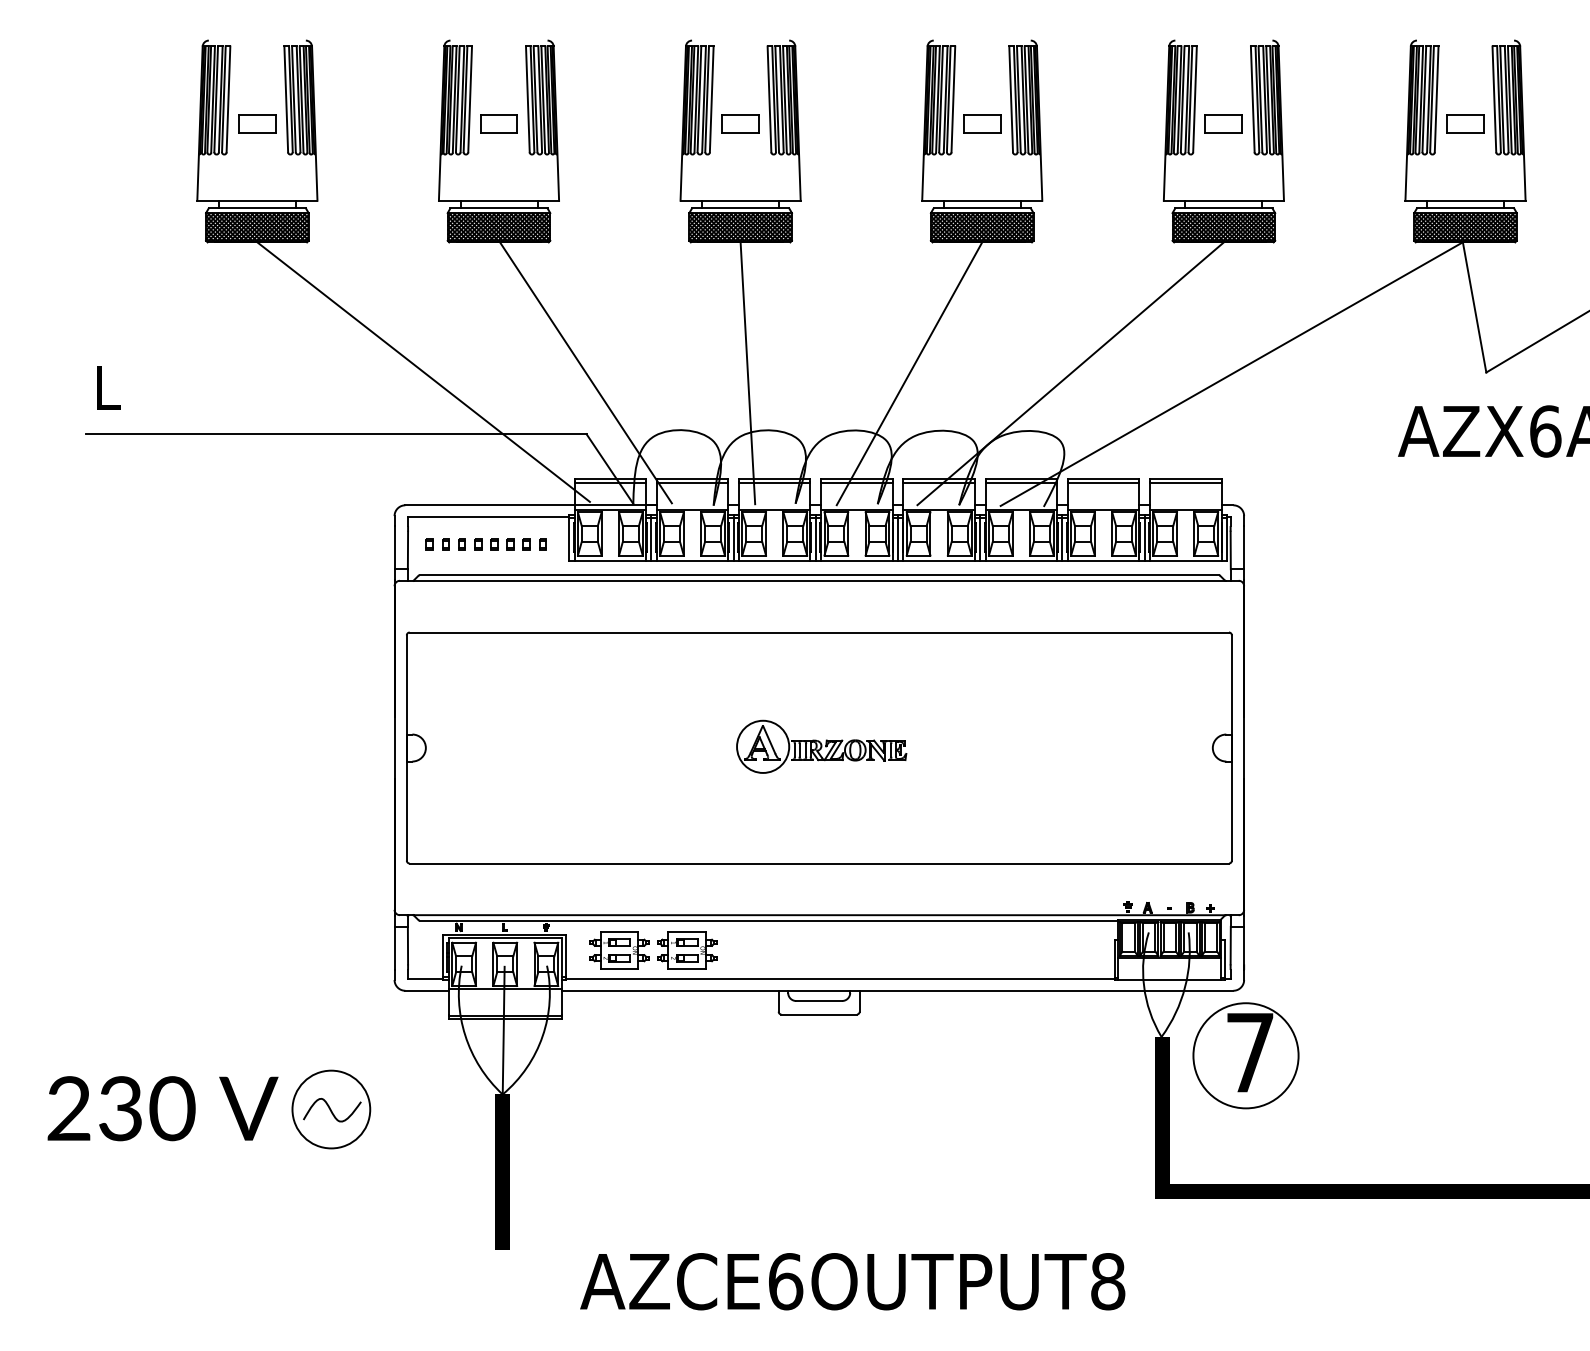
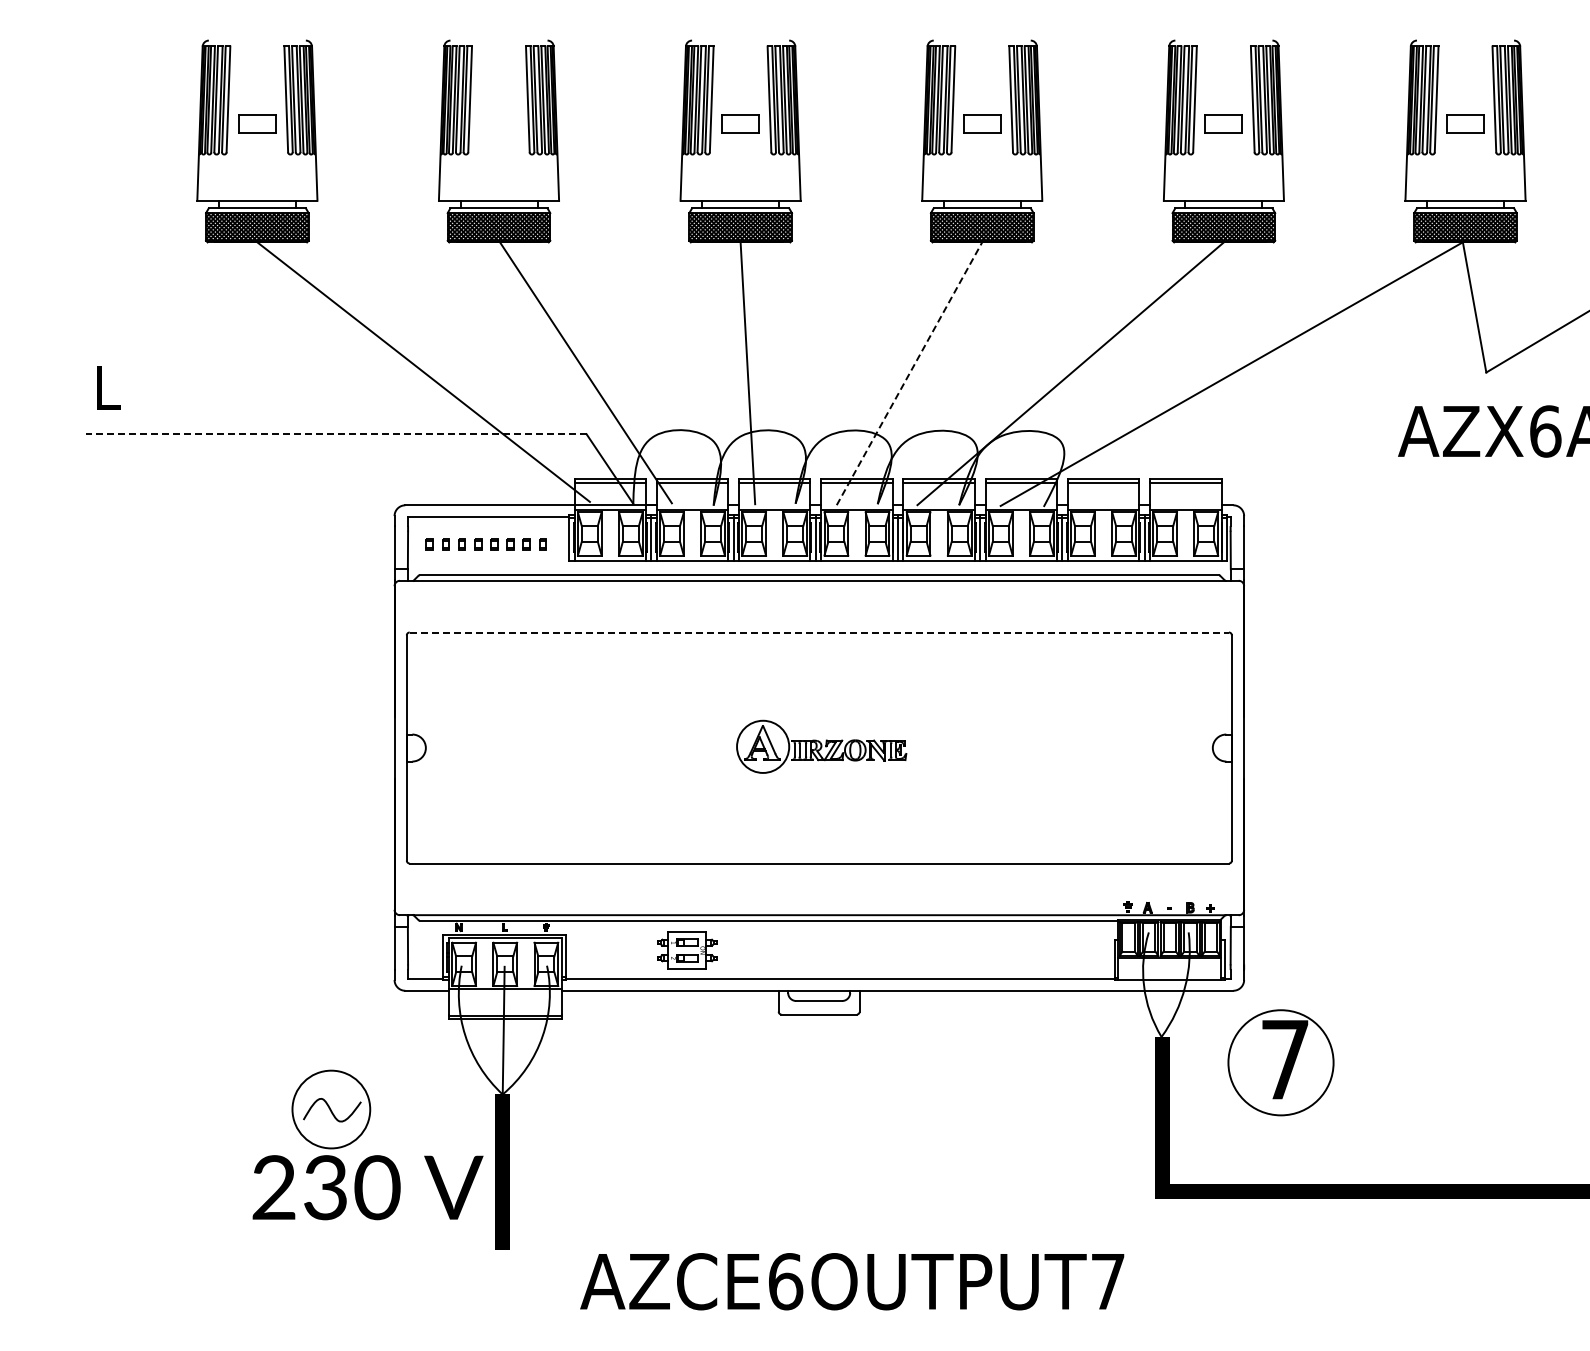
part: present -> none (498, 123)
line: solid -> dashed (909, 373)
line: solid -> dashed (335, 434)
line: solid -> dashed (819, 632)
part: present -> none (619, 950)
part position: (1245, 1055) -> (1280, 1062) (1280, 1062)
text position: (162, 1108) -> (367, 1187) (367, 1187)
text: AZCE6OUTPUT8 -> AZCE6OUTPUT7 (1108, 1281)
